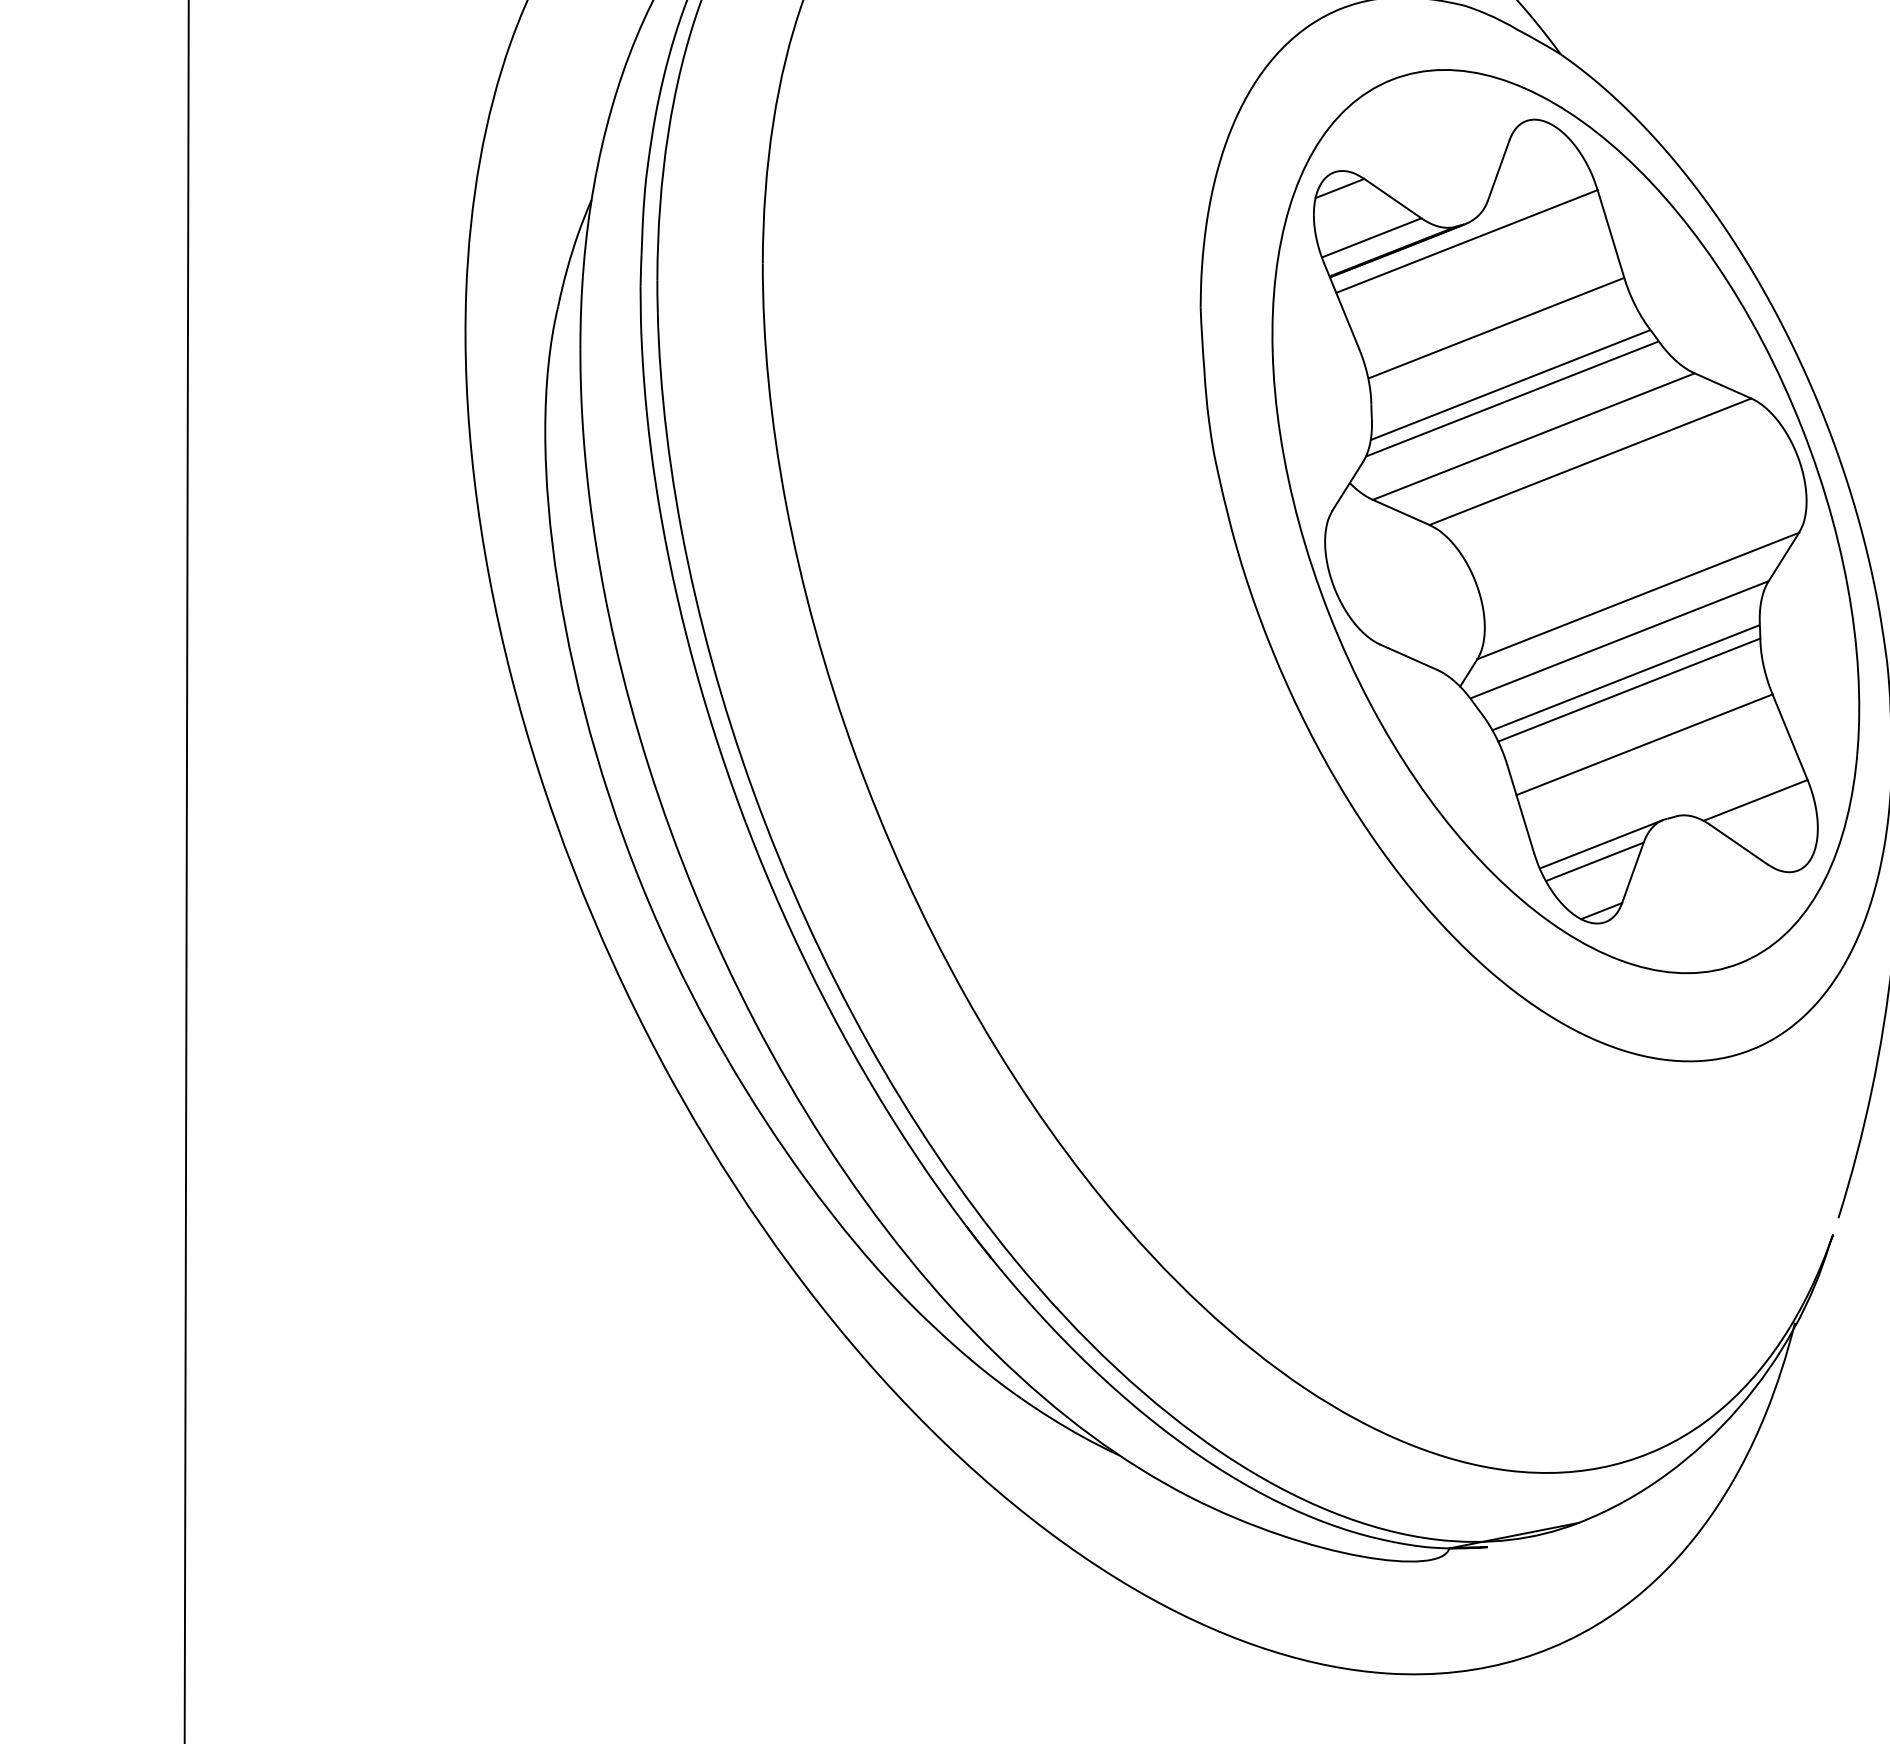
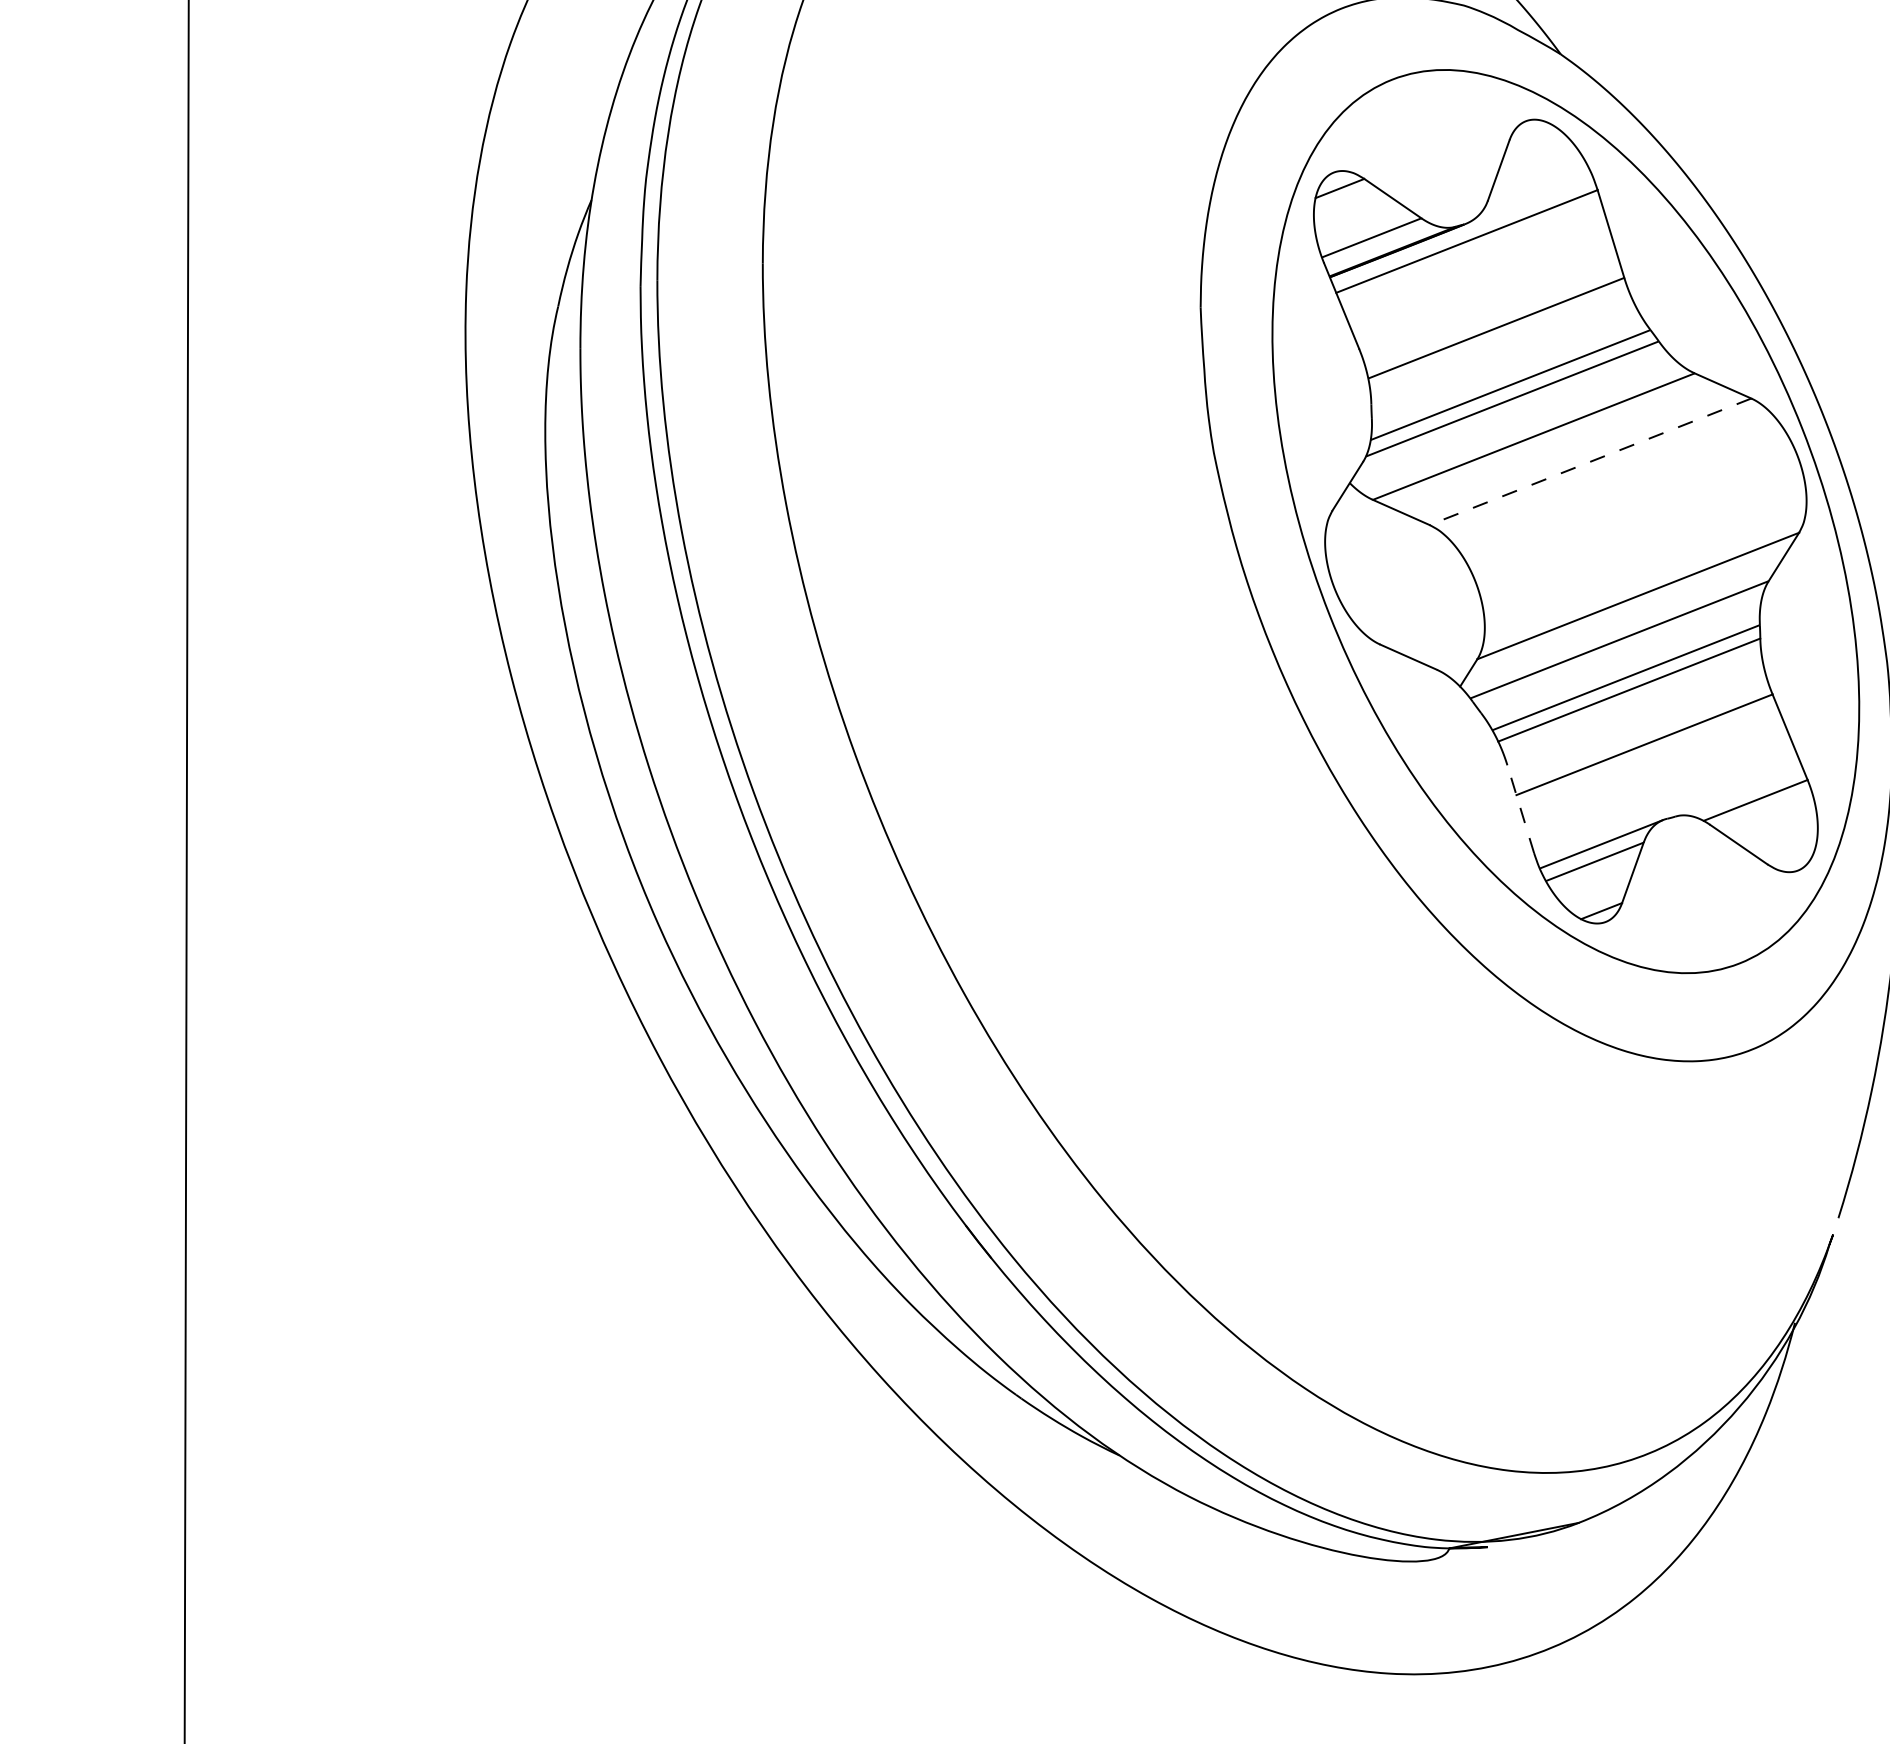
line: solid -> dashed (1590, 461)
line: solid -> dashed (1520, 809)
